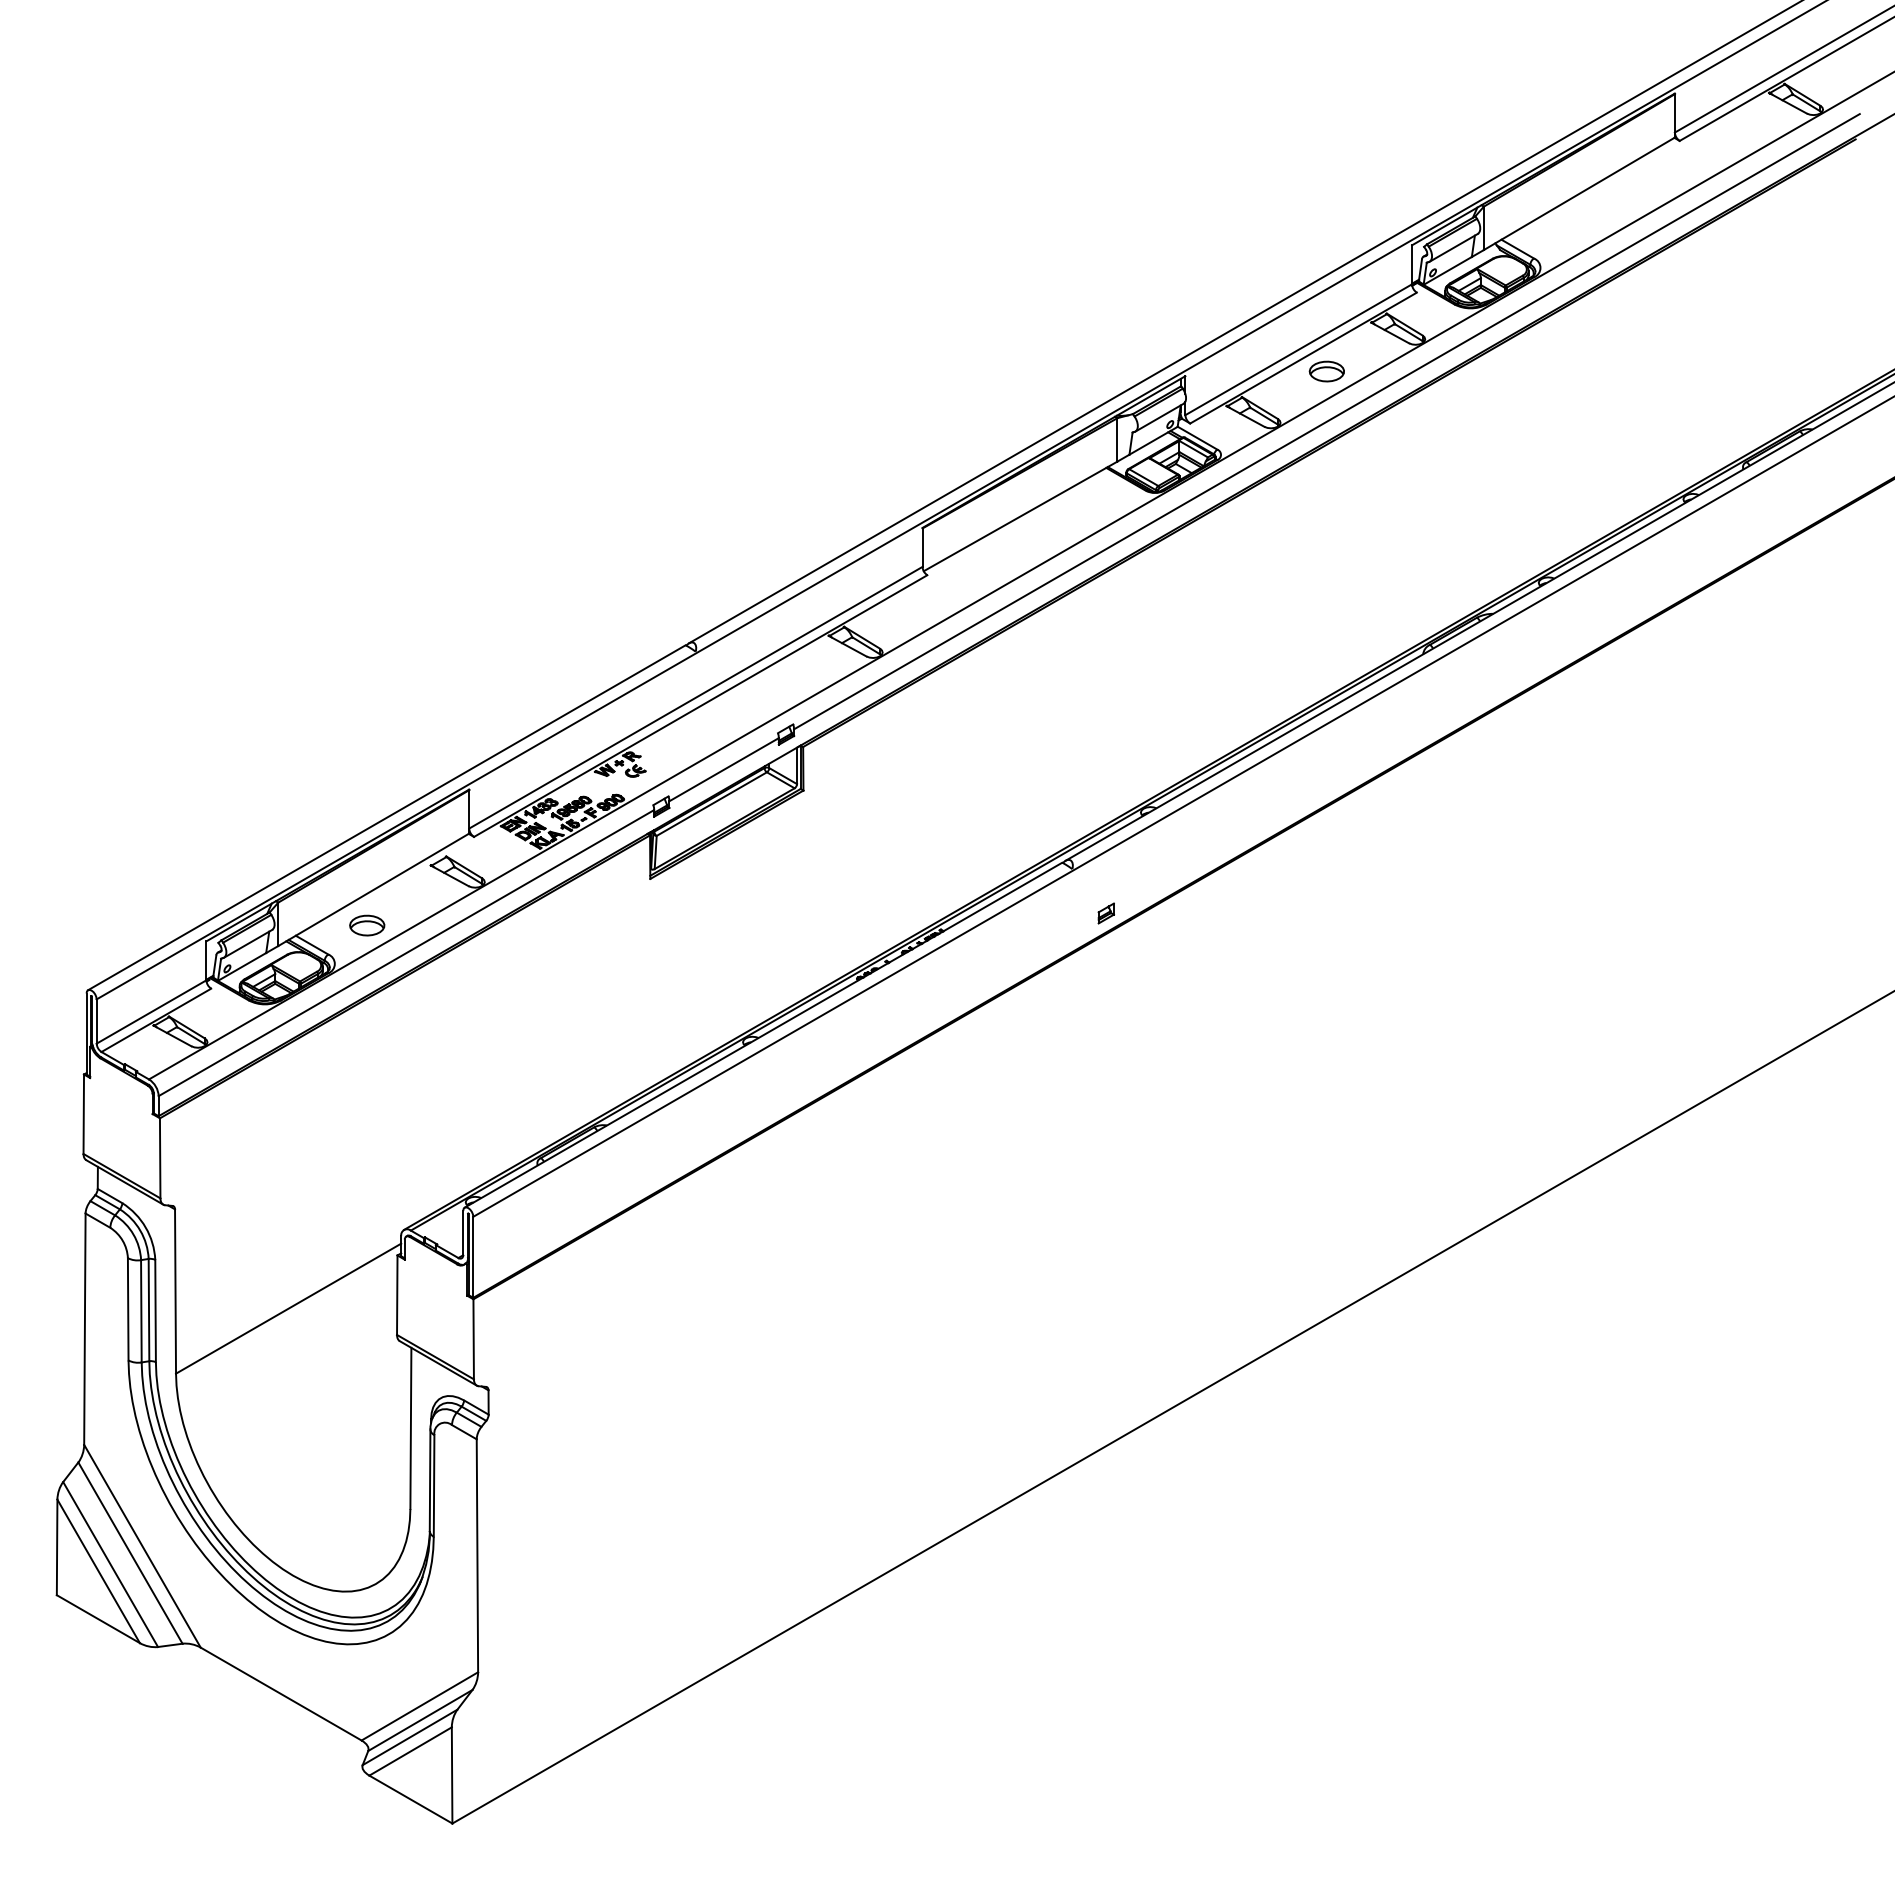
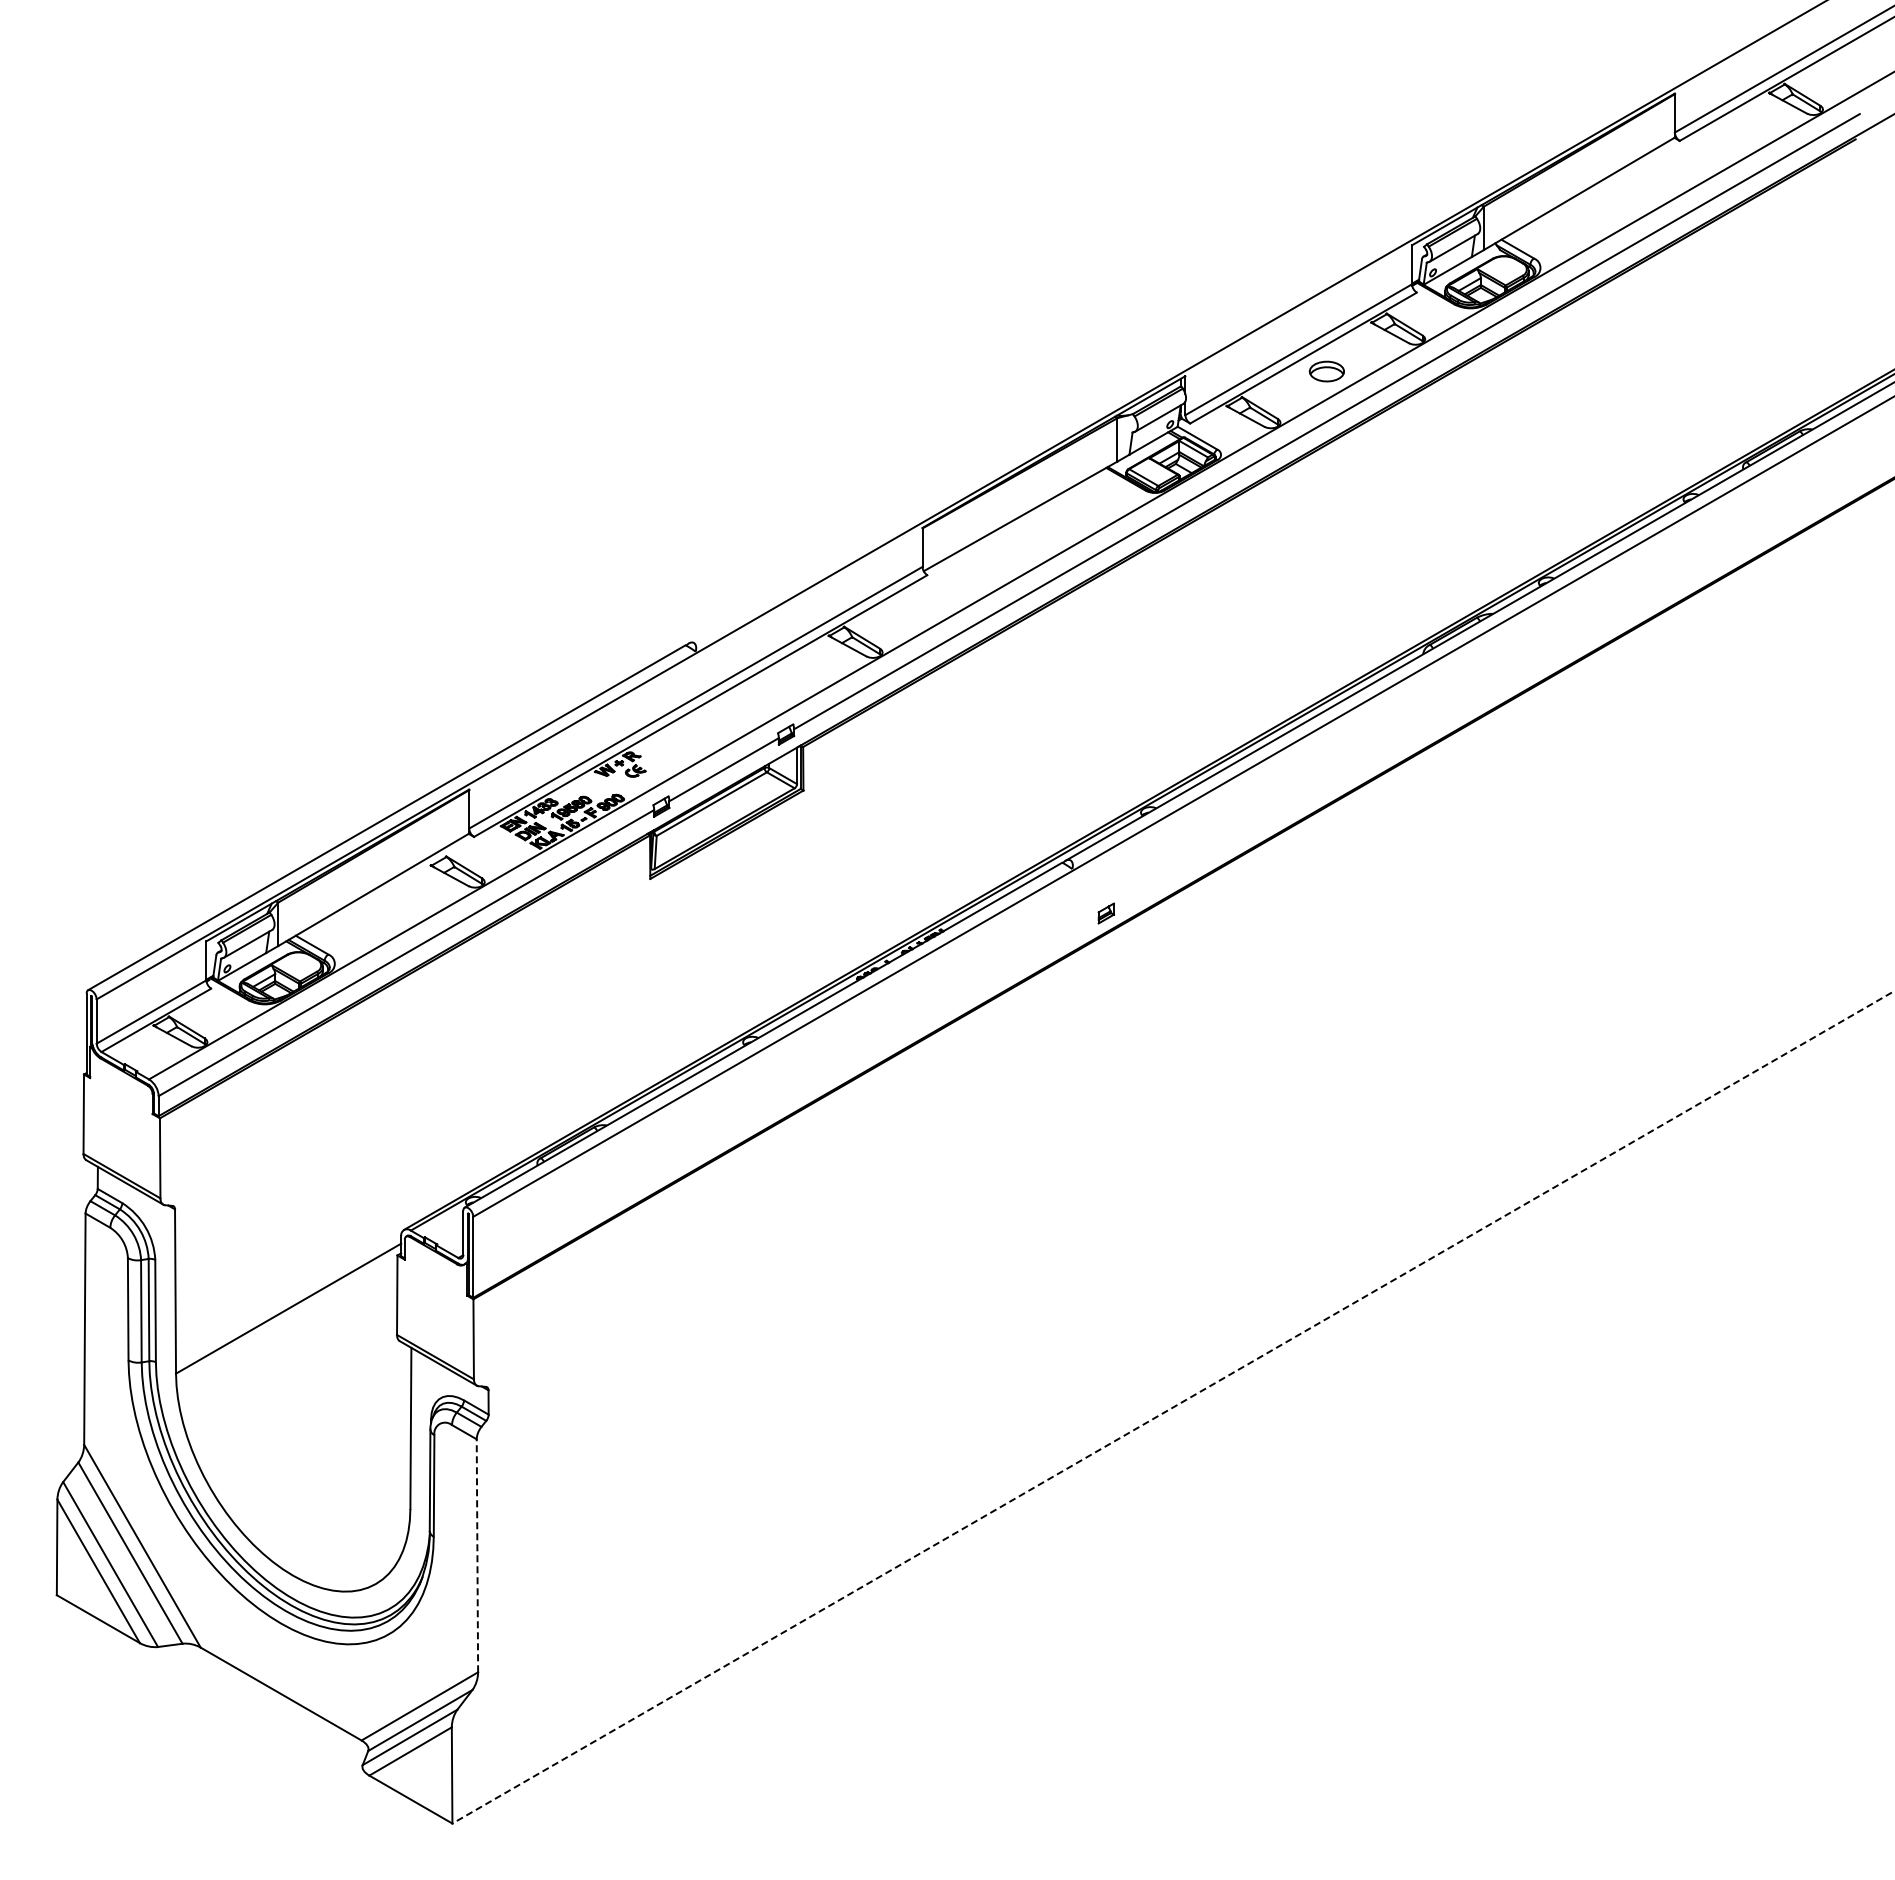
line: present -> none (1244, 322)
part: present -> none (367, 925)
line: solid -> dashed (1173, 1407)
line: solid -> dashed (477, 1555)
